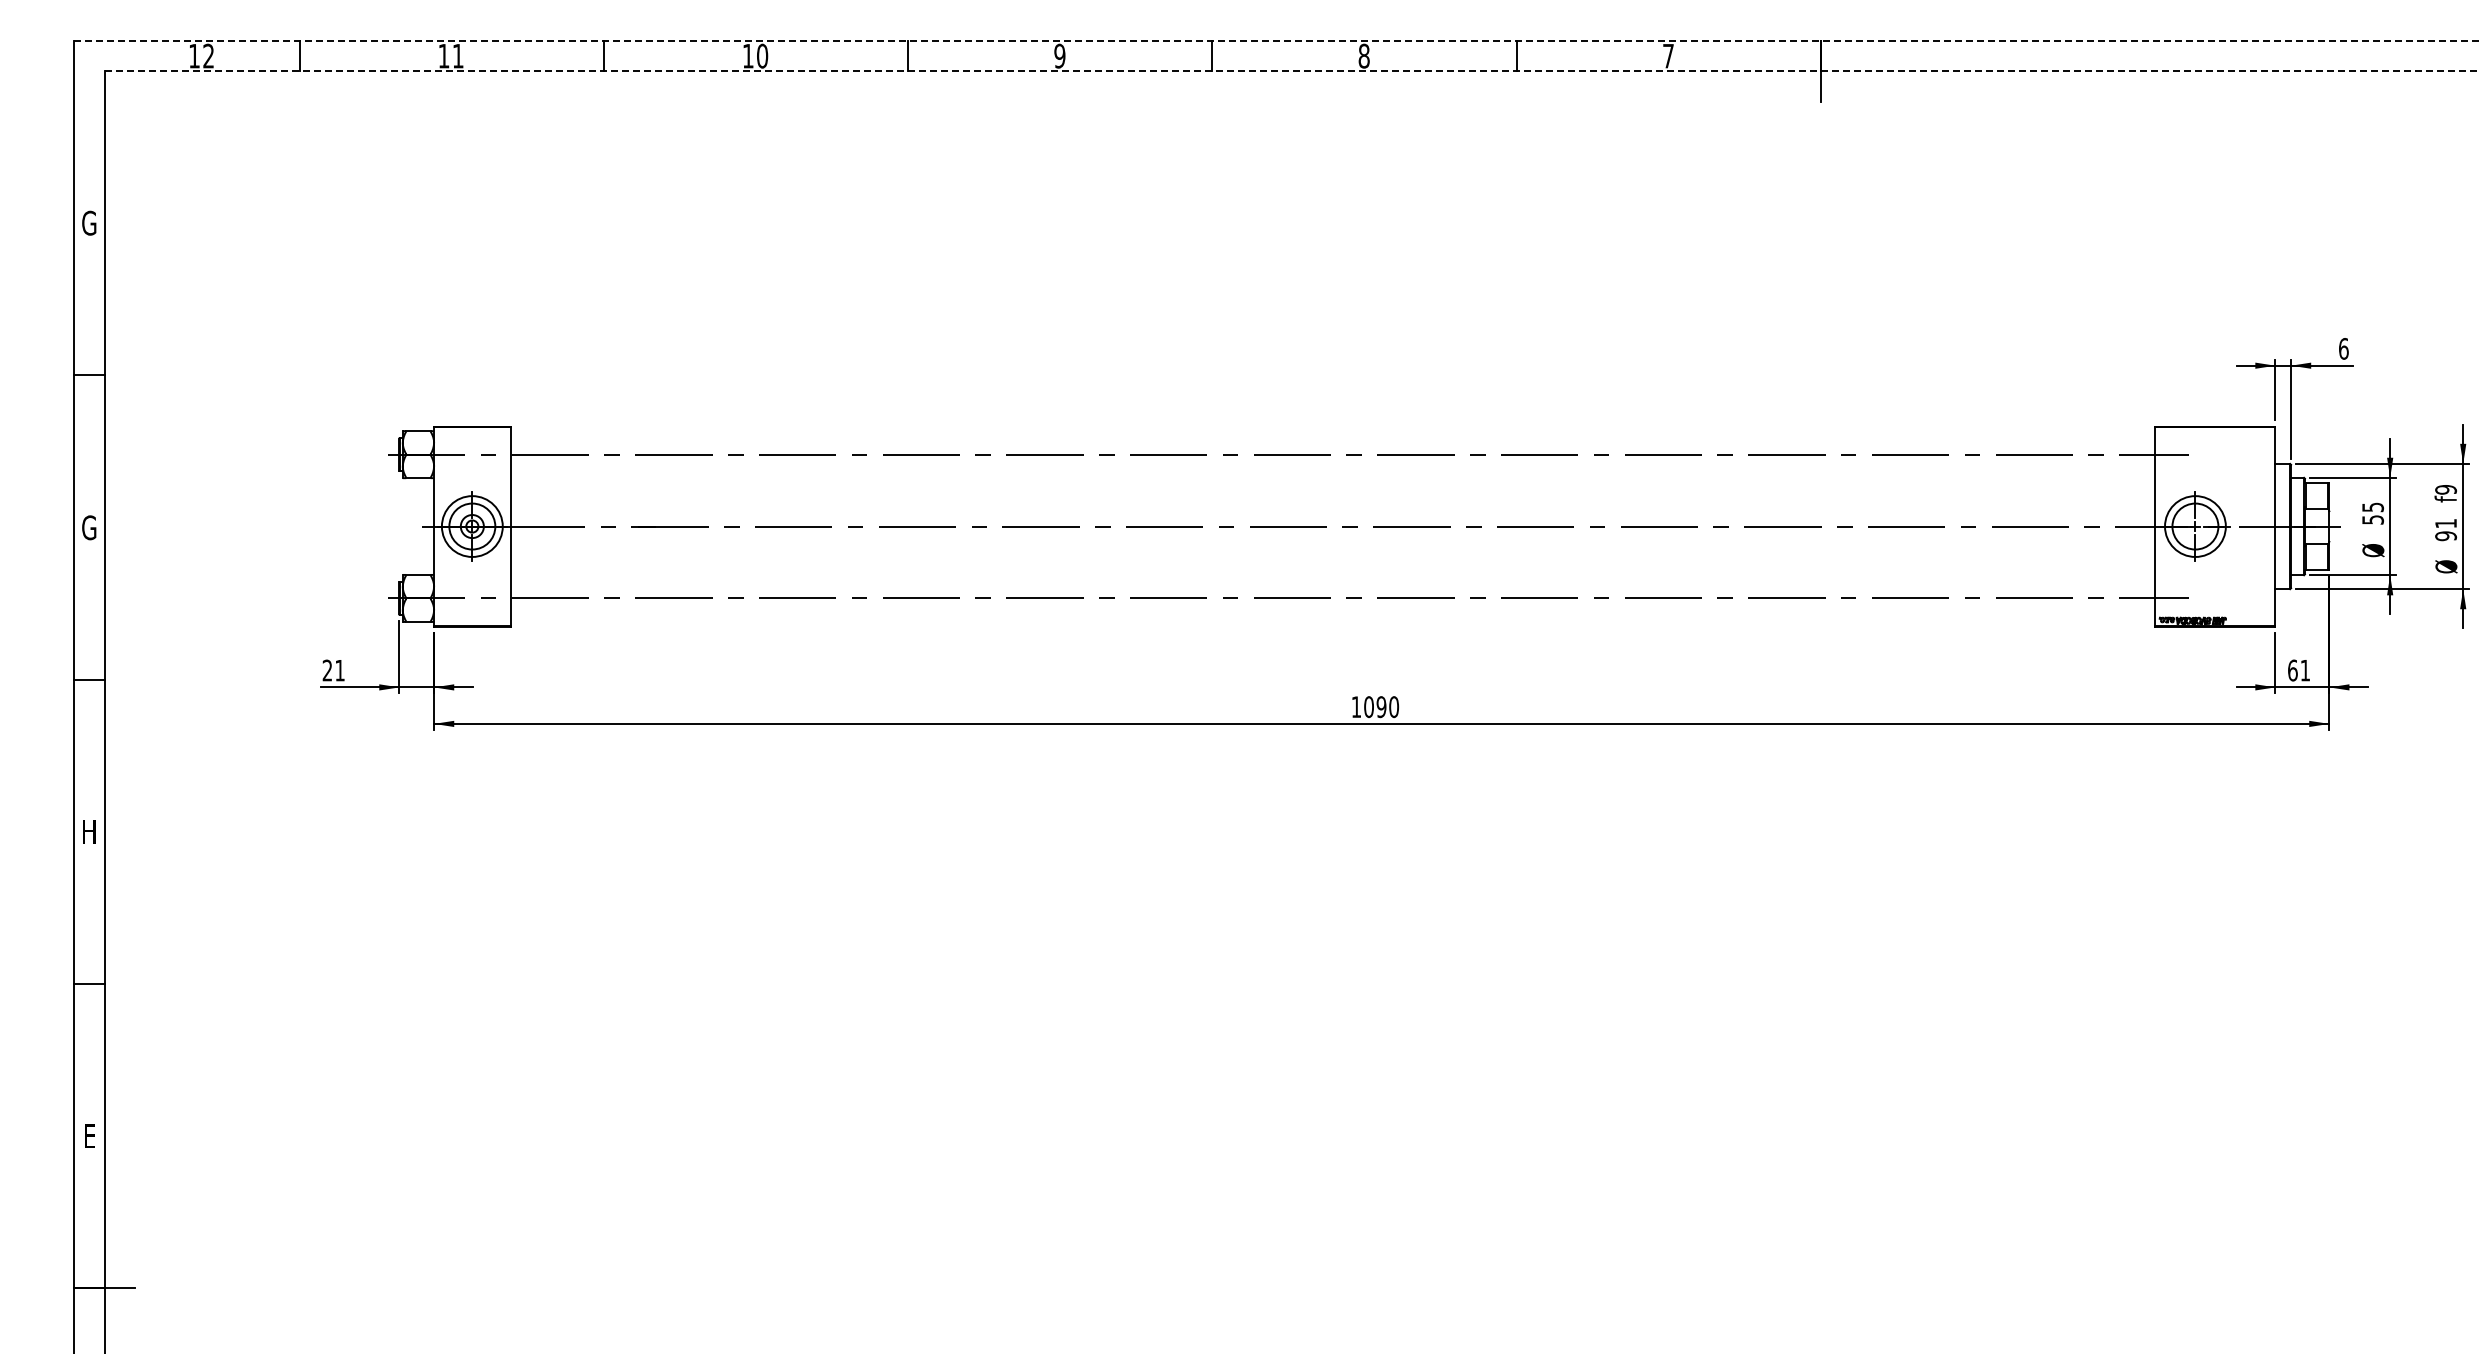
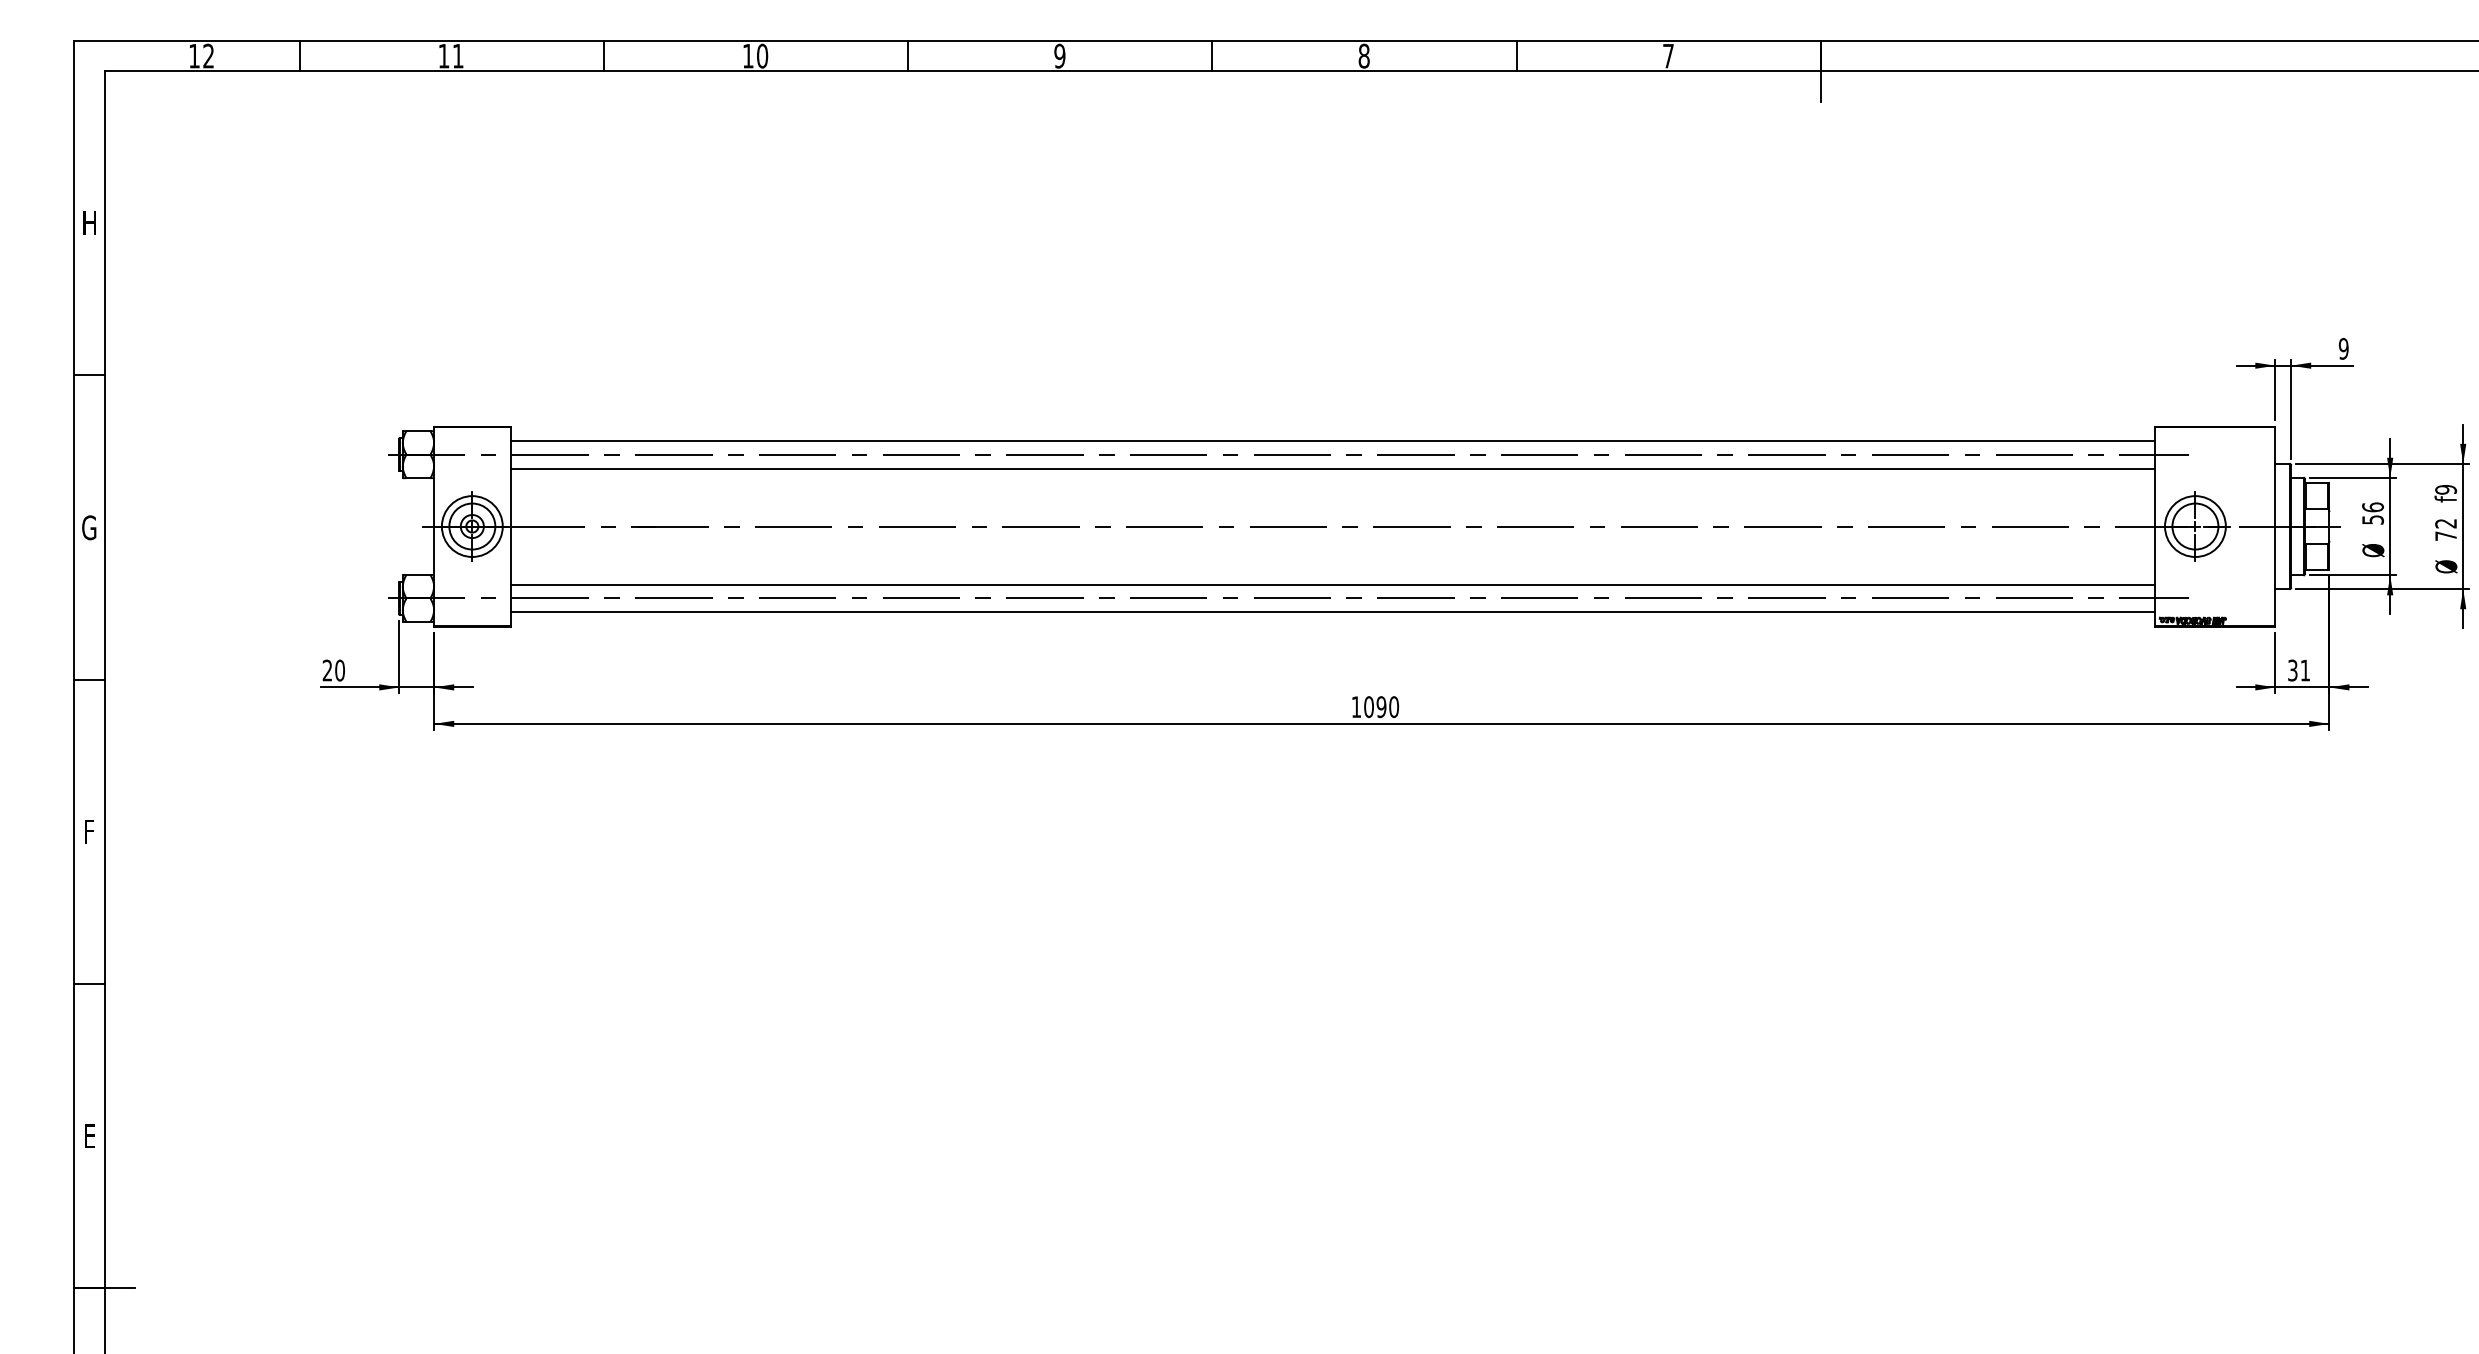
line: dashed -> solid (1277, 40)
line: dashed -> solid (1291, 71)
text: G -> H (89, 222)
text: 6 -> 9 (2343, 348)
line: none -> present (1332, 440)
line: none -> present (1332, 468)
text: 55 -> 56 (2373, 507)
text: 91 -> 72 (2446, 530)
line: none -> present (1332, 584)
line: none -> present (1332, 612)
text: 21 -> 20 (339, 670)
text: 61 -> 31 (2292, 670)
text: H -> F (89, 831)
